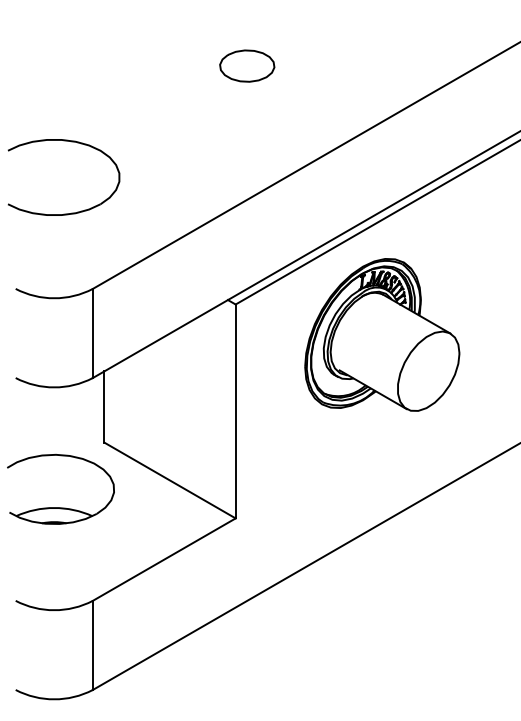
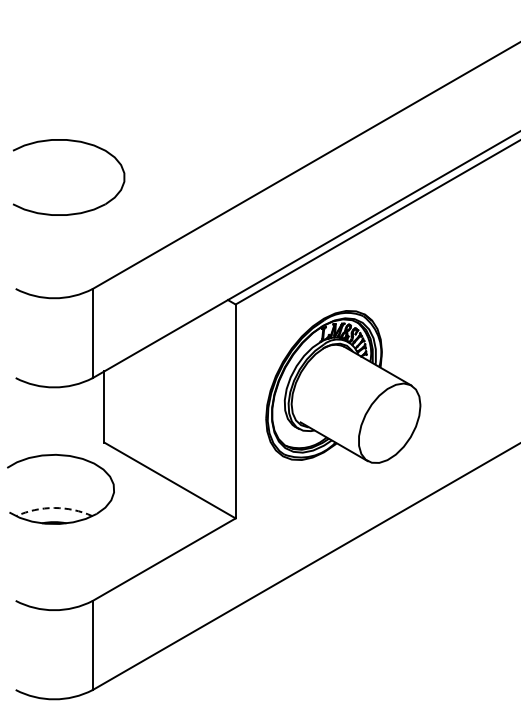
part: present -> none (247, 65)
part position: (71, 142) -> (76, 142) (76, 142)
part position: (382, 334) -> (343, 386) (343, 386)
arc: solid -> dashed (54, 508)
